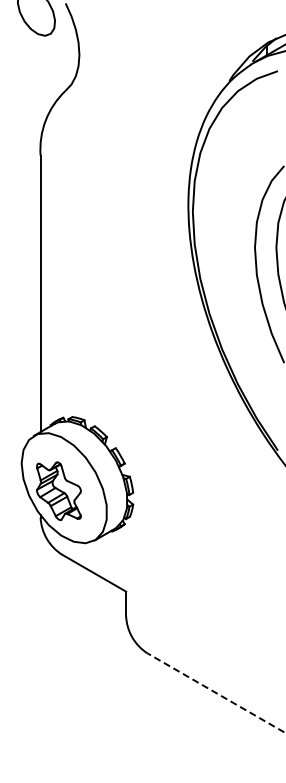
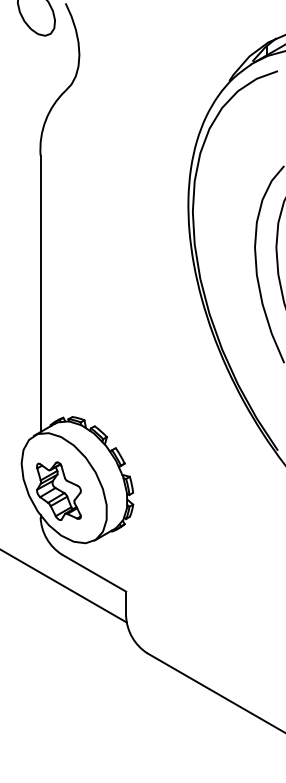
line: none -> present (64, 586)
line: dashed -> solid (215, 692)
